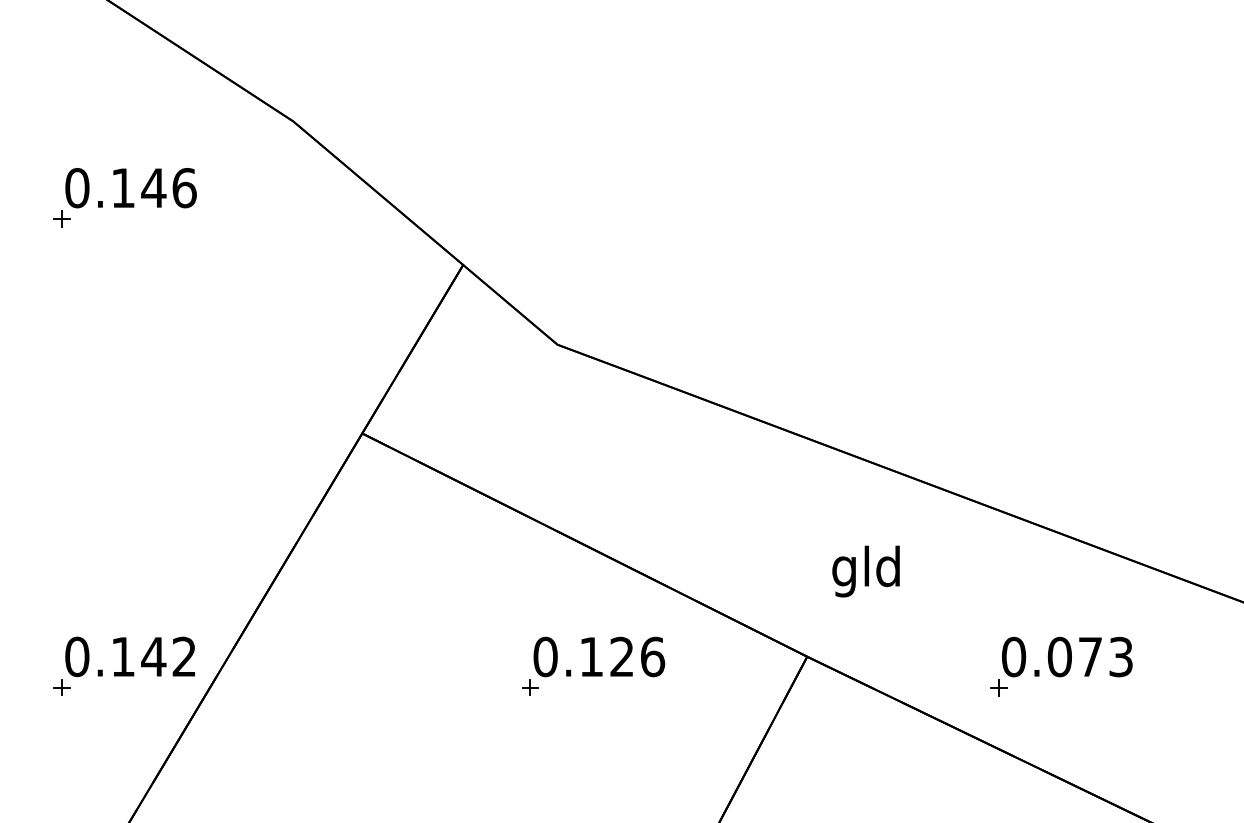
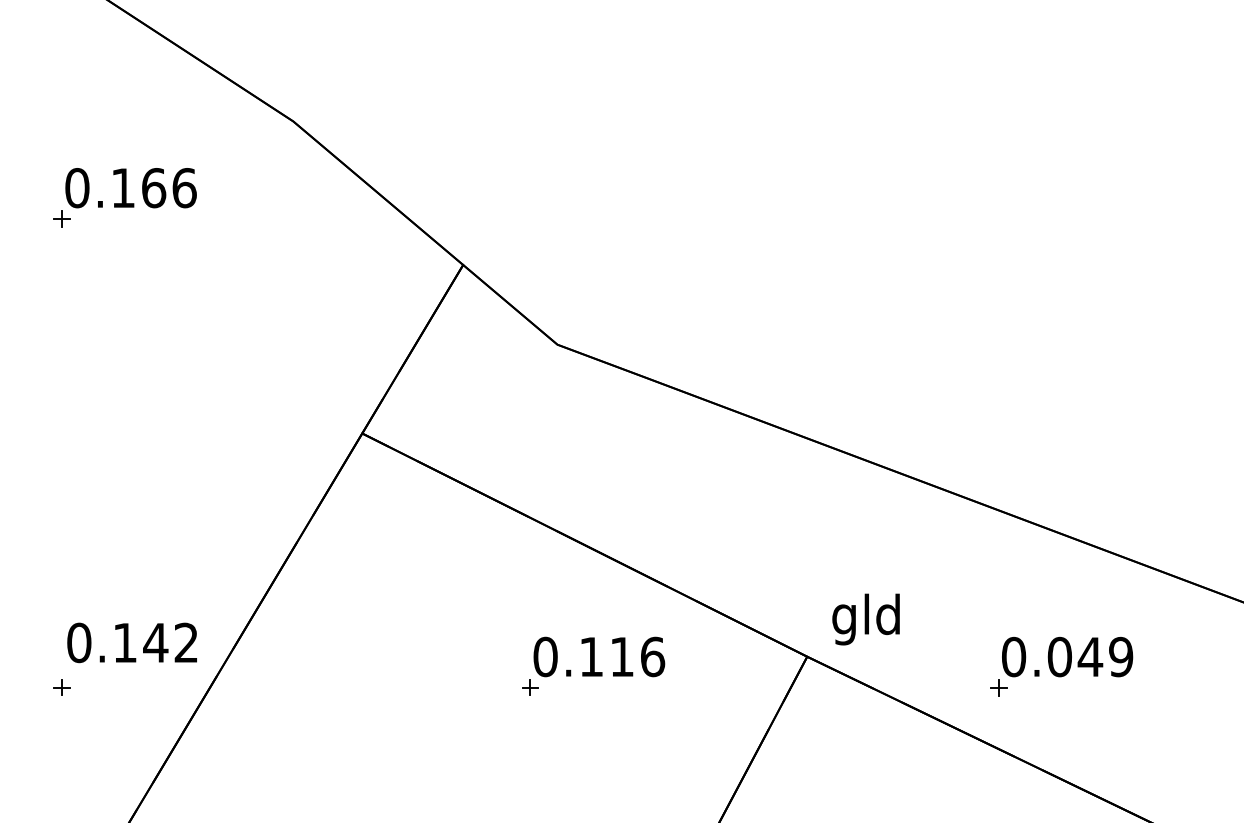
text: 0.146 -> 0.166 (153, 188)
text position: (865, 571) -> (865, 619) (865, 619)
text position: (129, 656) -> (131, 642) (131, 642)
text: 0.126 -> 0.116 (621, 656)
text: 0.073 -> 0.049 (1105, 657)
